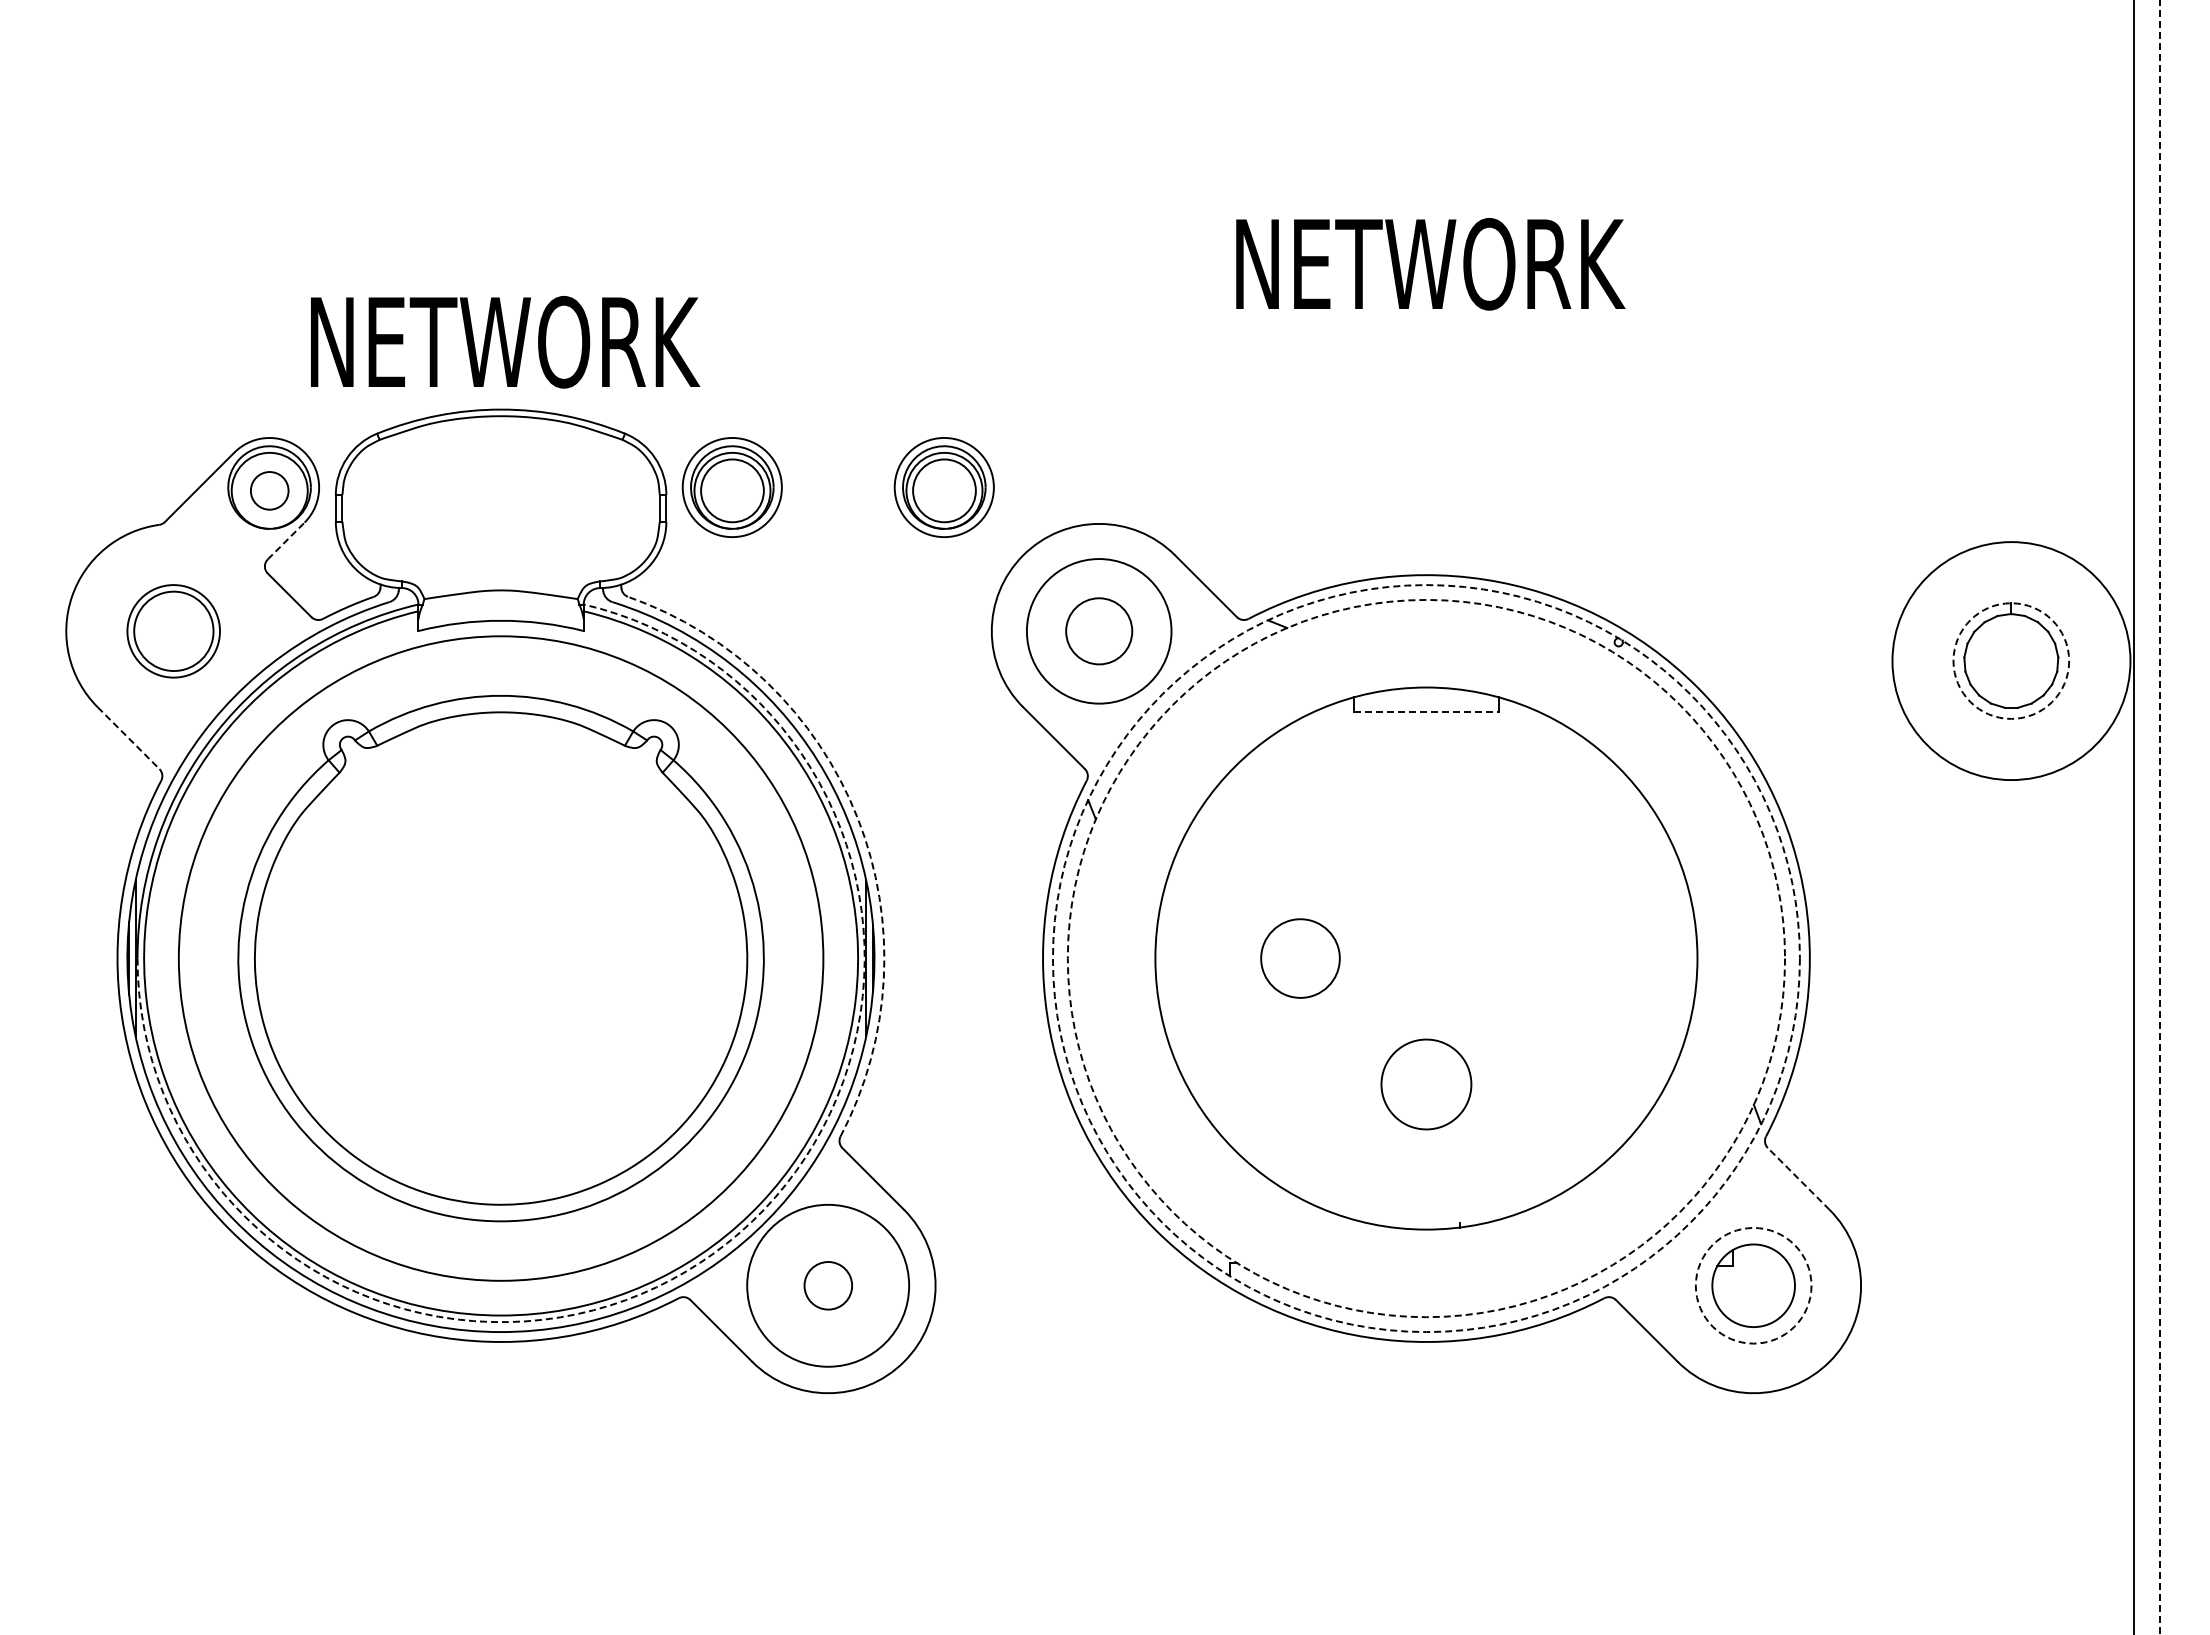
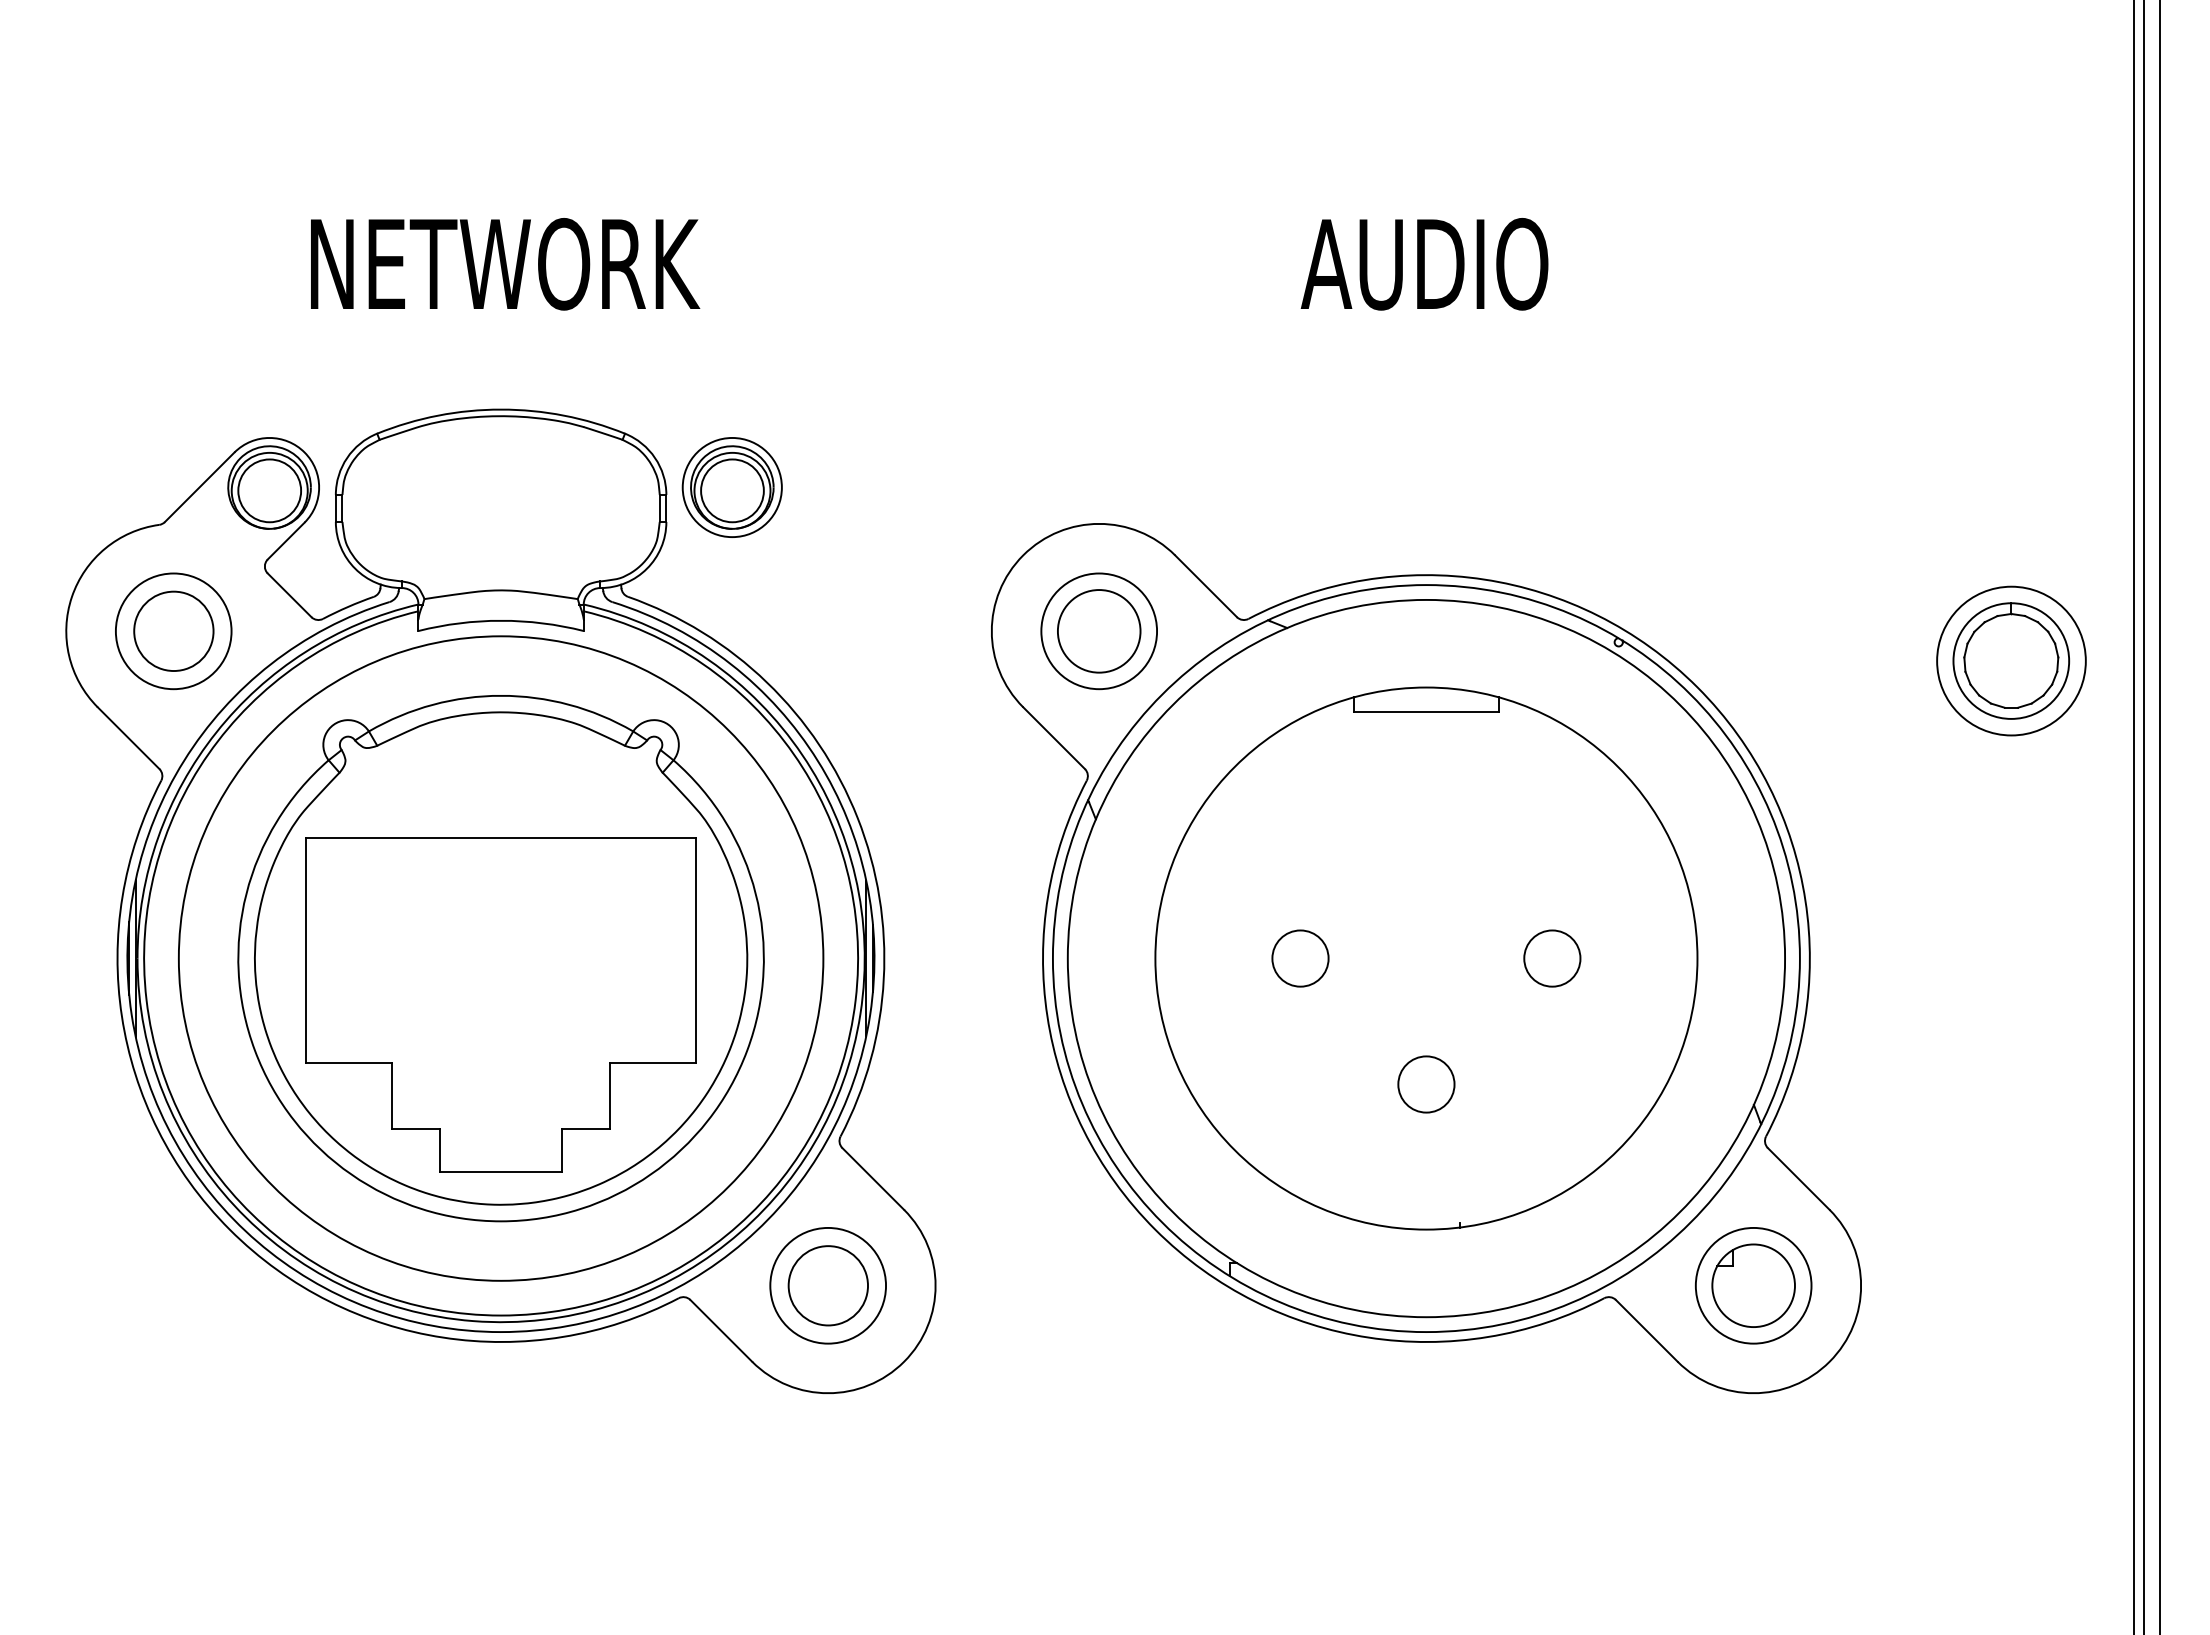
text: NETWORK -> AUDIO (1430, 263)
text position: (505, 342) -> (505, 264) (505, 264)
part: present -> none (943, 487)
circle diameter: 38 px -> 63 px (269, 490)
line: dashed -> solid (286, 540)
circle diameter: 93 px -> 116 px (173, 631)
circle diameter: 145 px -> 116 px (1099, 631)
circle diameter: 66 px -> 83 px (1098, 631)
circle: dashed -> solid (2011, 660)
circle diameter: 238 px -> 149 px (2011, 660)
line: dashed -> solid (1426, 711)
line: dashed -> solid (128, 738)
line: none -> present (2143, 816)
line: dashed -> solid (2160, 817)
arc: dashed -> solid (857, 818)
circle diameter: 79 px -> 56 px (1300, 958)
circle: dashed -> solid (1425, 958)
circle: dashed -> solid (1426, 958)
circle: none -> present (1552, 958)
part: none -> present (500, 1004)
circle diameter: 90 px -> 56 px (1426, 1084)
line: dashed -> solid (1798, 1178)
arc: dashed -> solid (727, 1243)
circle diameter: 162 px -> 116 px (828, 1285)
circle diameter: 48 px -> 79 px (828, 1285)
circle: dashed -> solid (1753, 1285)
